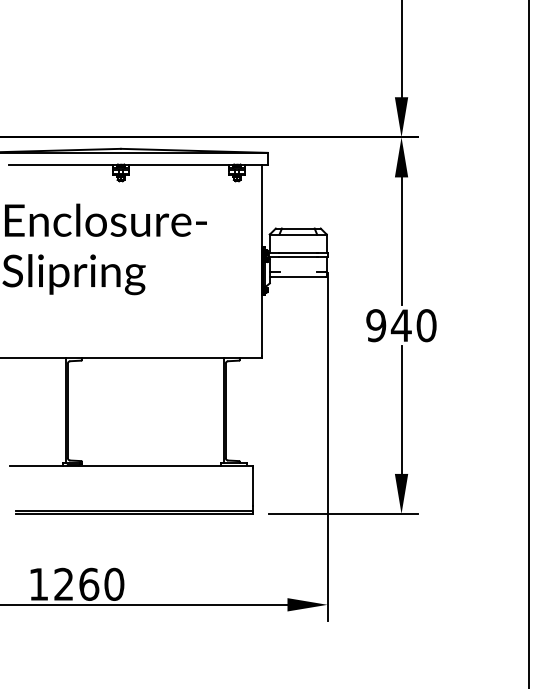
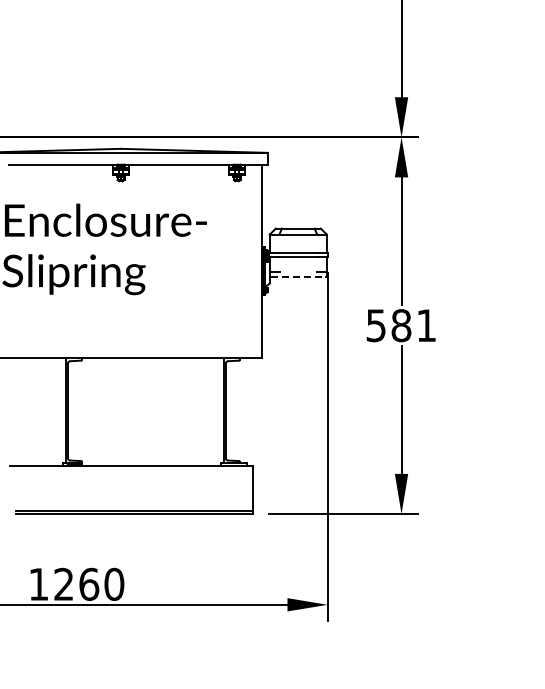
line: solid -> dashed (298, 277)
text: 940 -> 581 (401, 325)
line: present -> none (528, 343)
